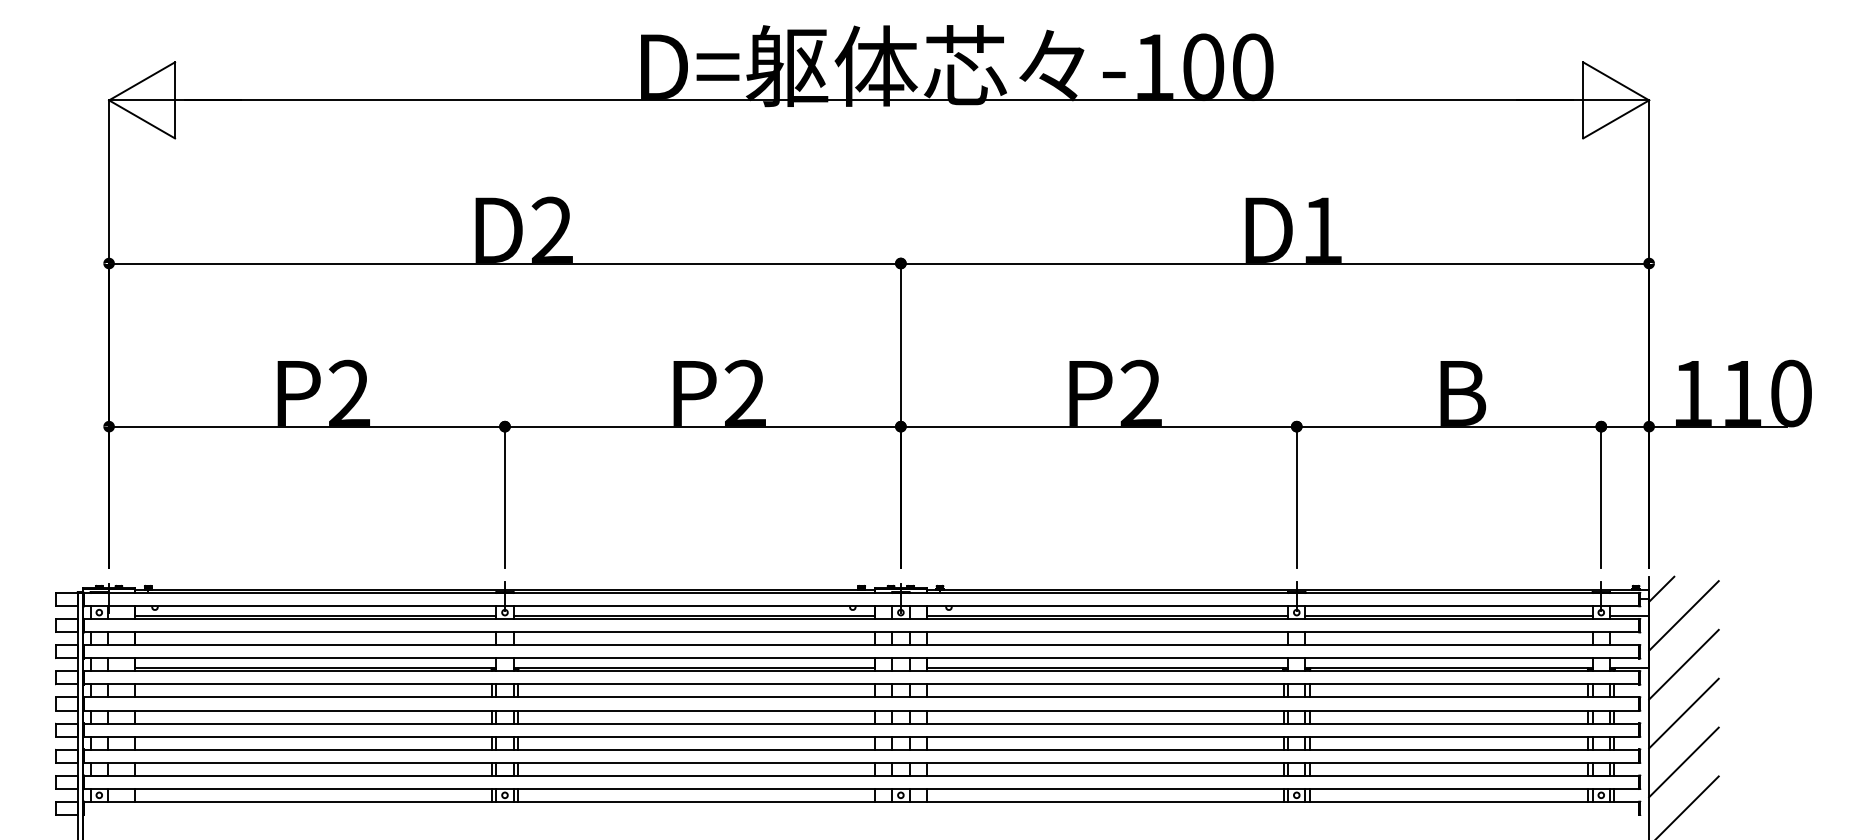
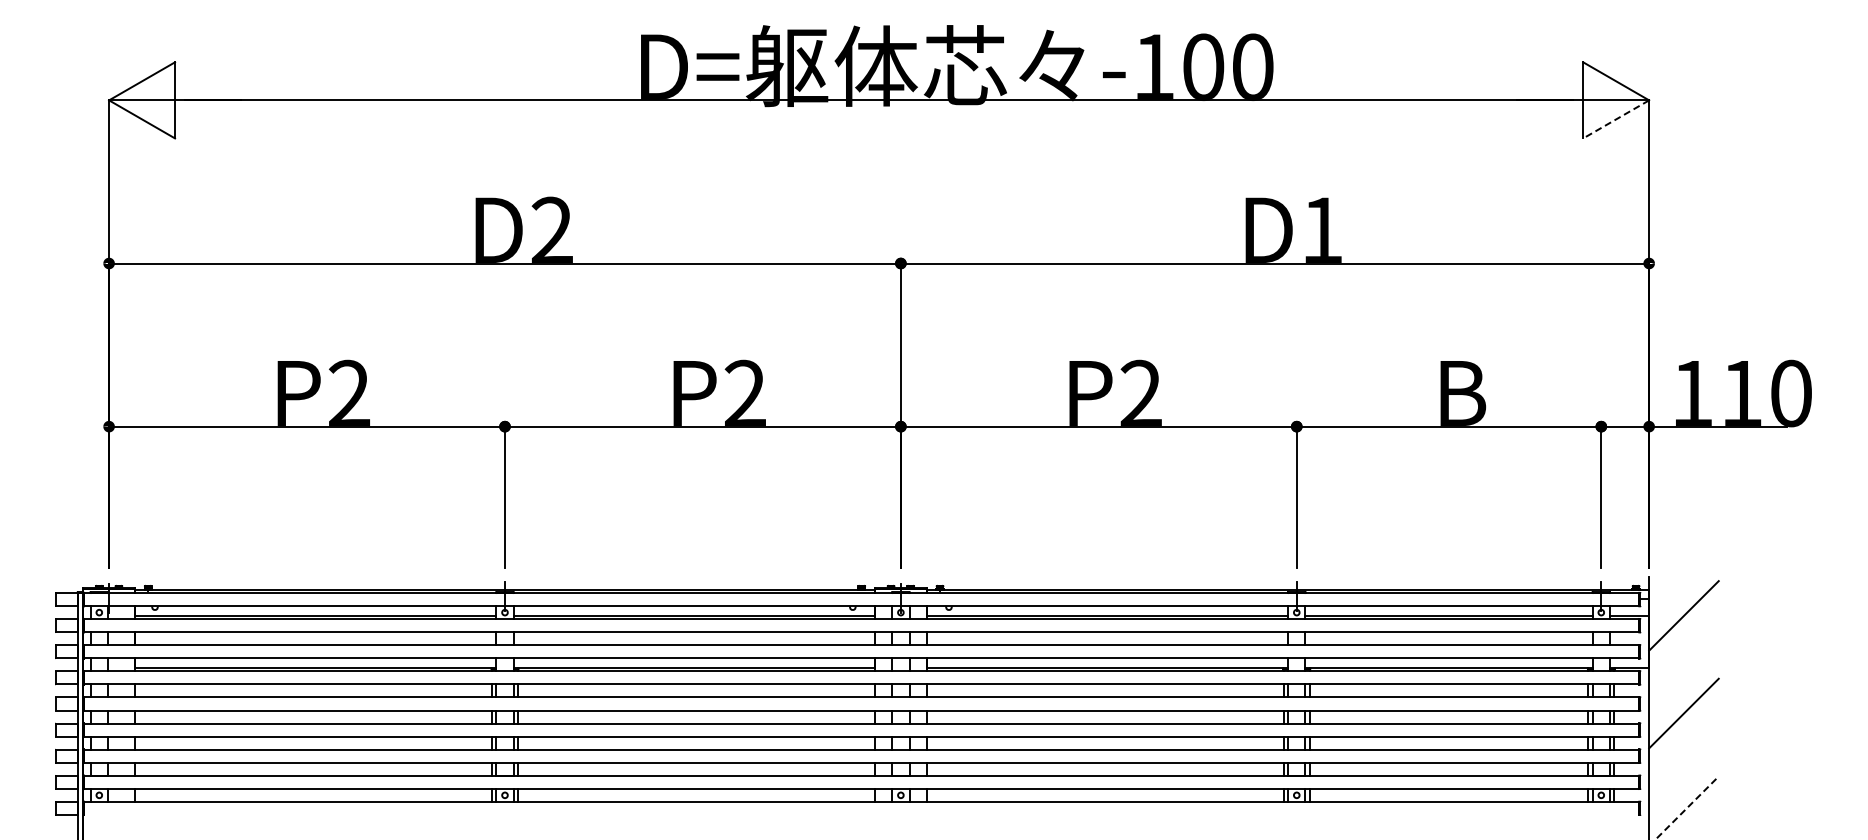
line: solid -> dashed (1615, 119)
line: present -> none (1661, 588)
line: present -> none (1683, 664)
line: present -> none (1683, 762)
line: solid -> dashed (1687, 808)
